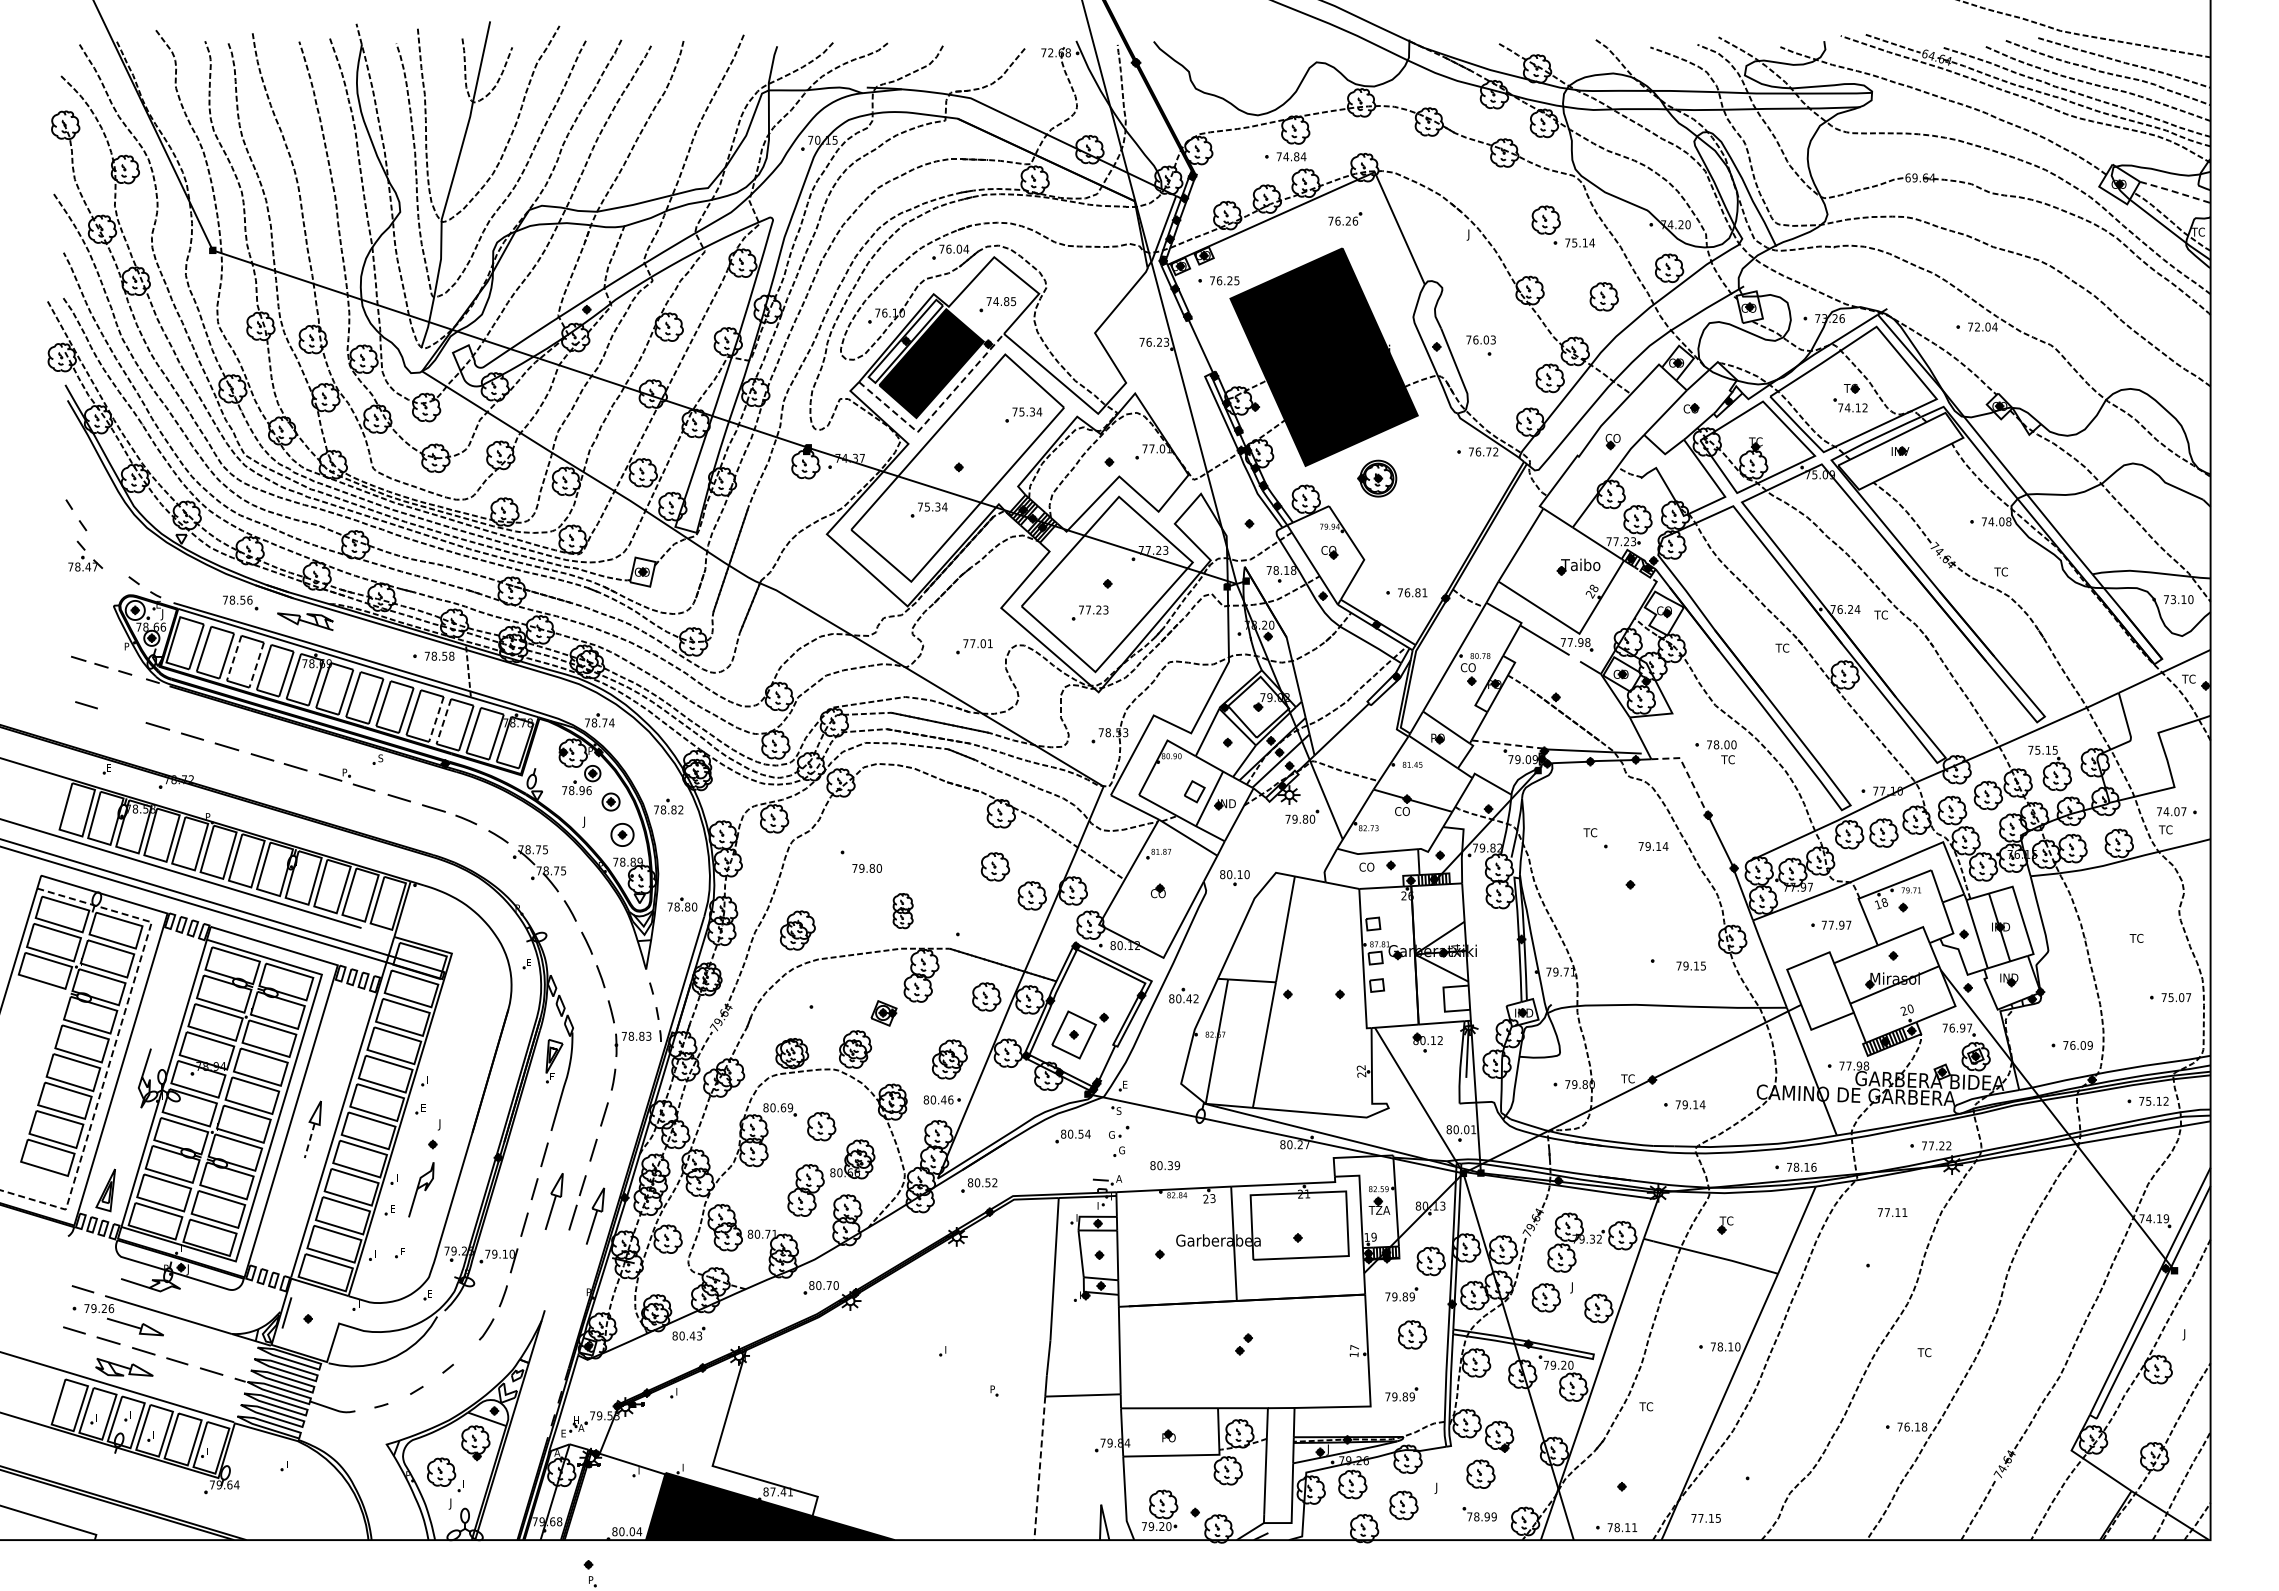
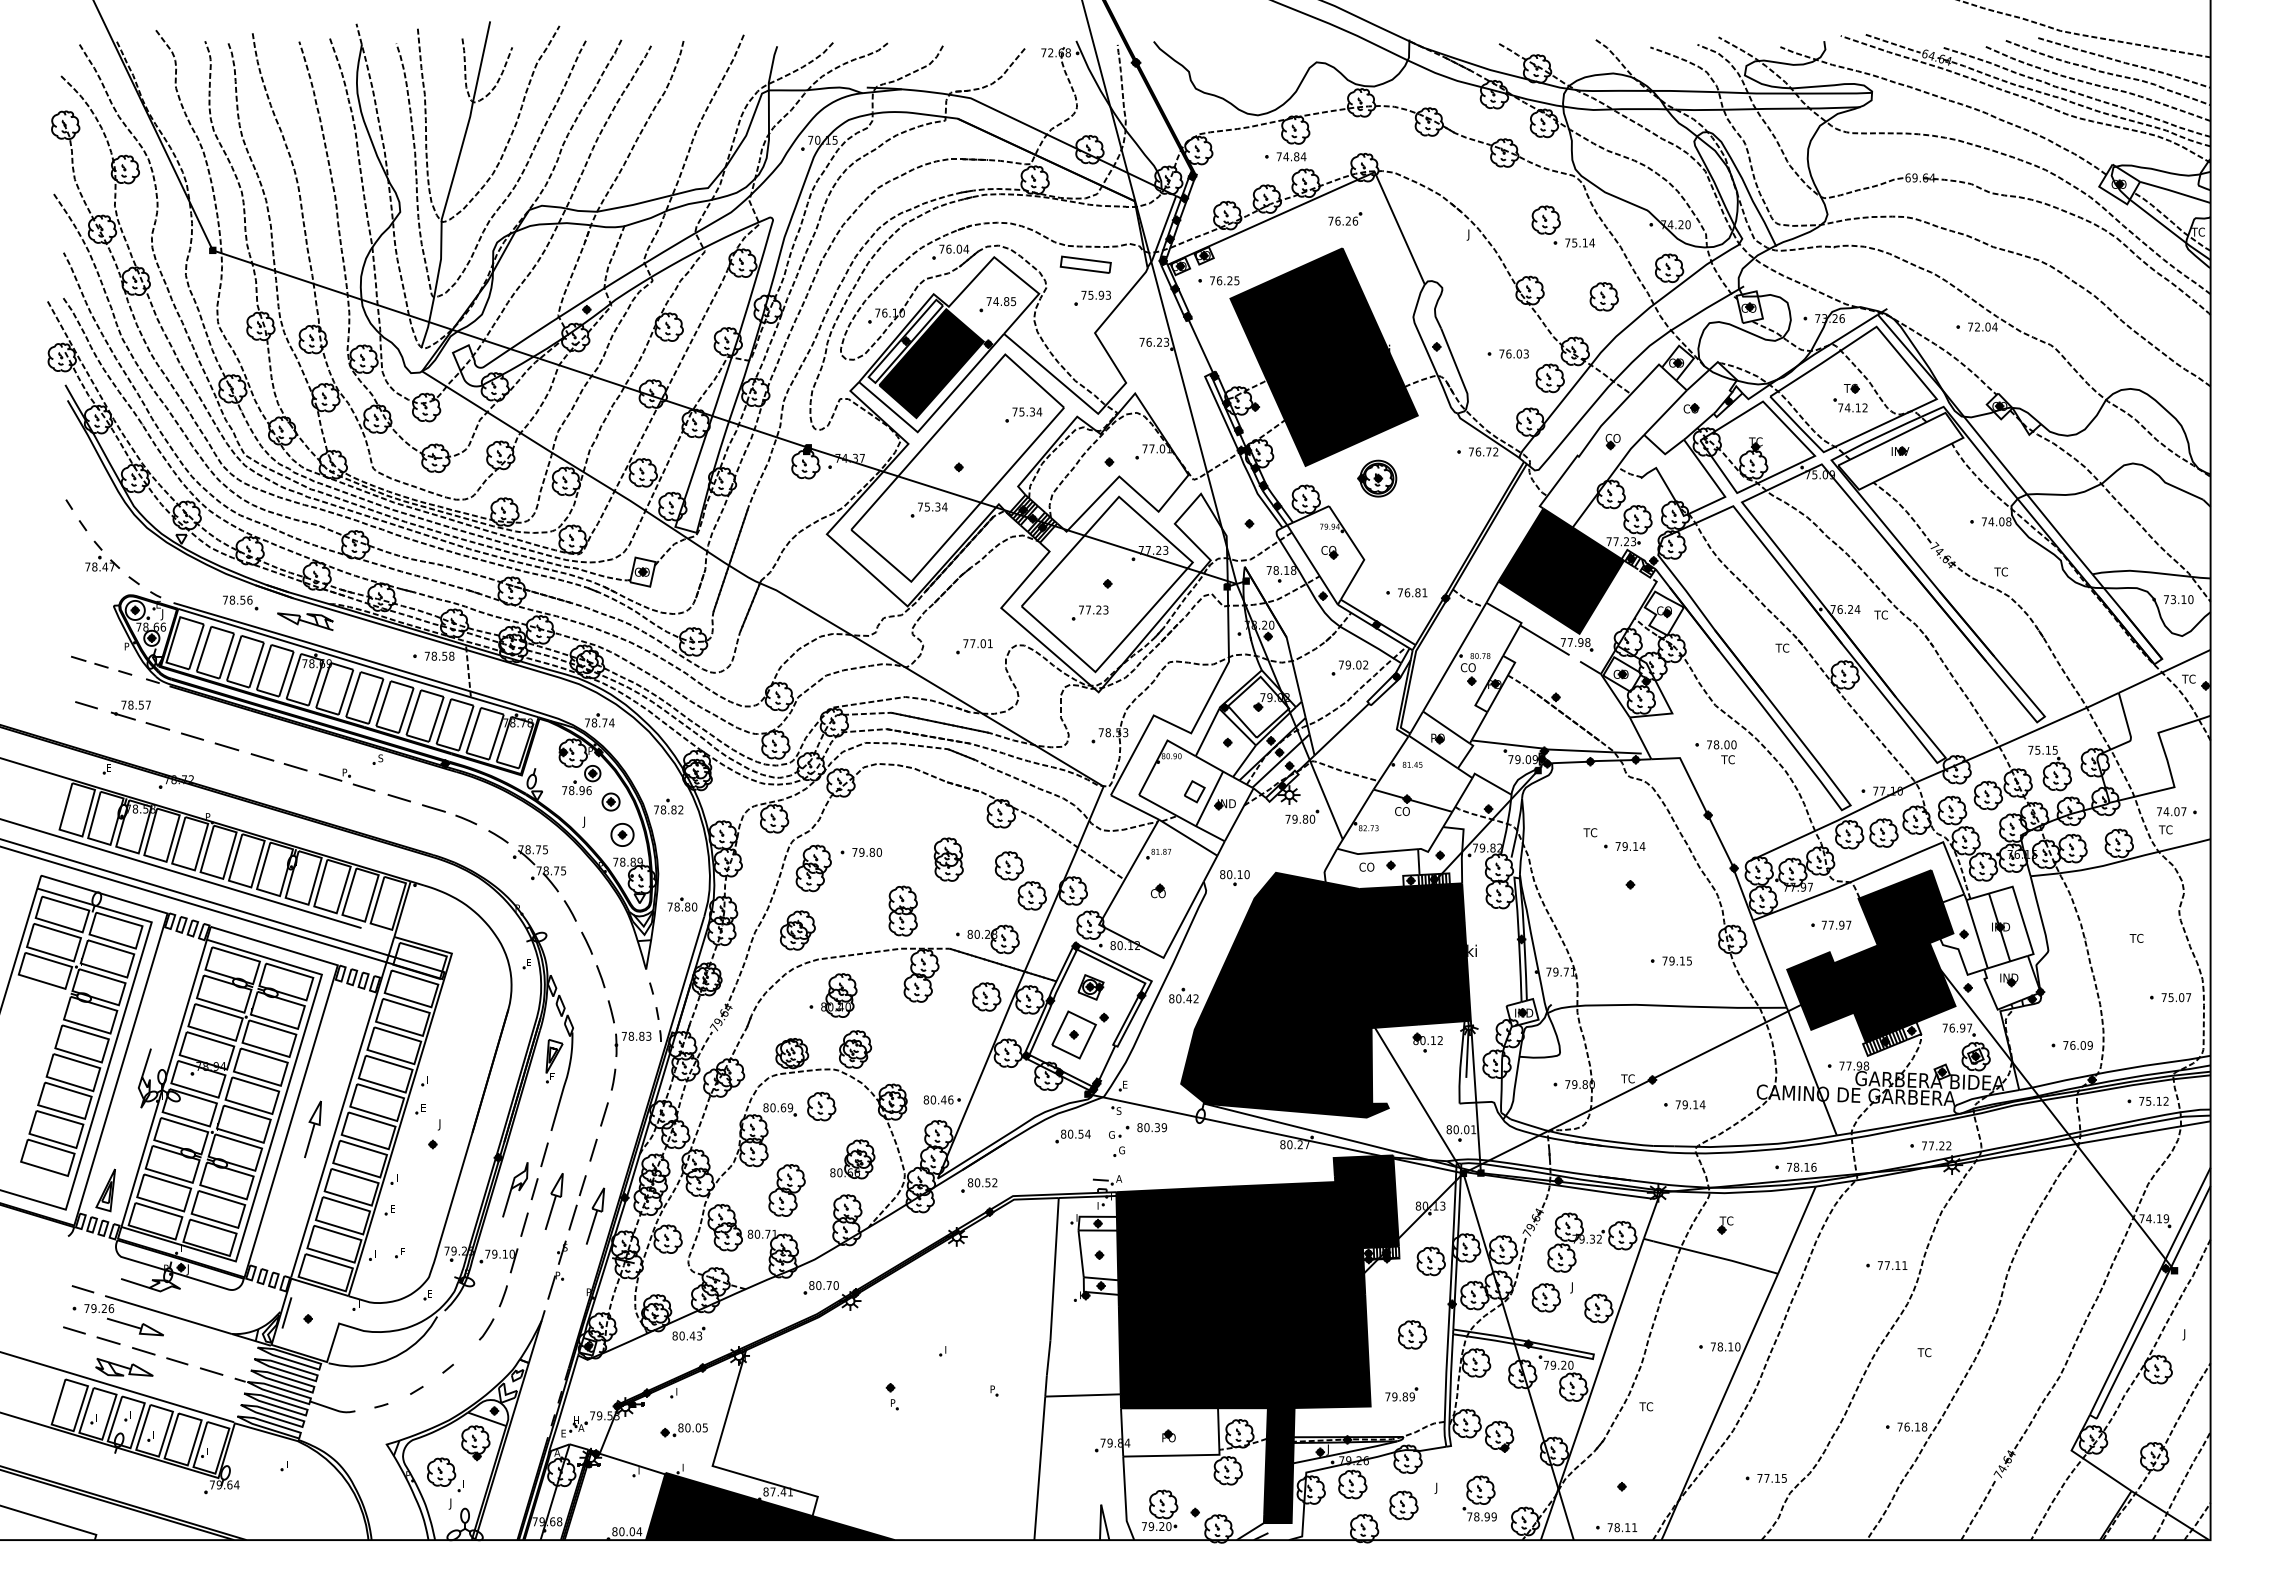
line: dashed -> solid (2175, 192)
part: none -> present (1085, 264)
part: none -> present (1092, 297)
text position: (1480, 339) -> (1513, 353) (1513, 353)
line: dashed -> solid (934, 412)
part position: (85, 555) -> (102, 555) (102, 555)
fill: none -> present (1561, 570)
line: dashed -> solid (234, 658)
line: dashed -> solid (256, 665)
part: none -> present (1349, 667)
part: none -> present (130, 710)
line: dashed -> solid (436, 719)
line: dashed -> solid (443, 721)
line: dashed -> solid (1507, 744)
line: dashed -> solid (1687, 773)
text position: (1653, 846) -> (1630, 846) (1630, 846)
part: none -> present (948, 859)
part position: (995, 866) -> (1009, 865) (1009, 865)
part: none -> present (813, 868)
text position: (866, 868) -> (866, 852) (866, 852)
part size: 22x37 px -> 30x52 px (902, 910)
part: none -> present (993, 939)
fill: none -> present (1871, 956)
text position: (1690, 965) -> (1676, 960) (1676, 960)
fill: none -> present (1325, 994)
part: none -> present (839, 995)
part position: (883, 1013) -> (1090, 987) (1090, 987)
line: dashed -> solid (115, 1042)
part: present -> none (949, 1059)
part position: (821, 1126) -> (821, 1106) (821, 1106)
line: dashed -> solid (309, 1141)
text position: (1165, 1165) -> (1152, 1127) (1152, 1127)
curve position: (420, 1188) -> (514, 1188) (514, 1188)
part position: (805, 1190) -> (786, 1190) (786, 1190)
text position: (1892, 1212) -> (1892, 1265) (1892, 1265)
part: none -> present (557, 1269)
part: present -> none (1401, 1294)
fill: none -> present (1257, 1339)
part: none -> present (683, 1430)
line: dashed -> solid (1039, 1468)
part position: (1480, 1473) -> (1480, 1489) (1480, 1489)
text position: (1705, 1518) -> (1771, 1478) (1771, 1478)
part position: (589, 1573) -> (891, 1396) (891, 1396)
